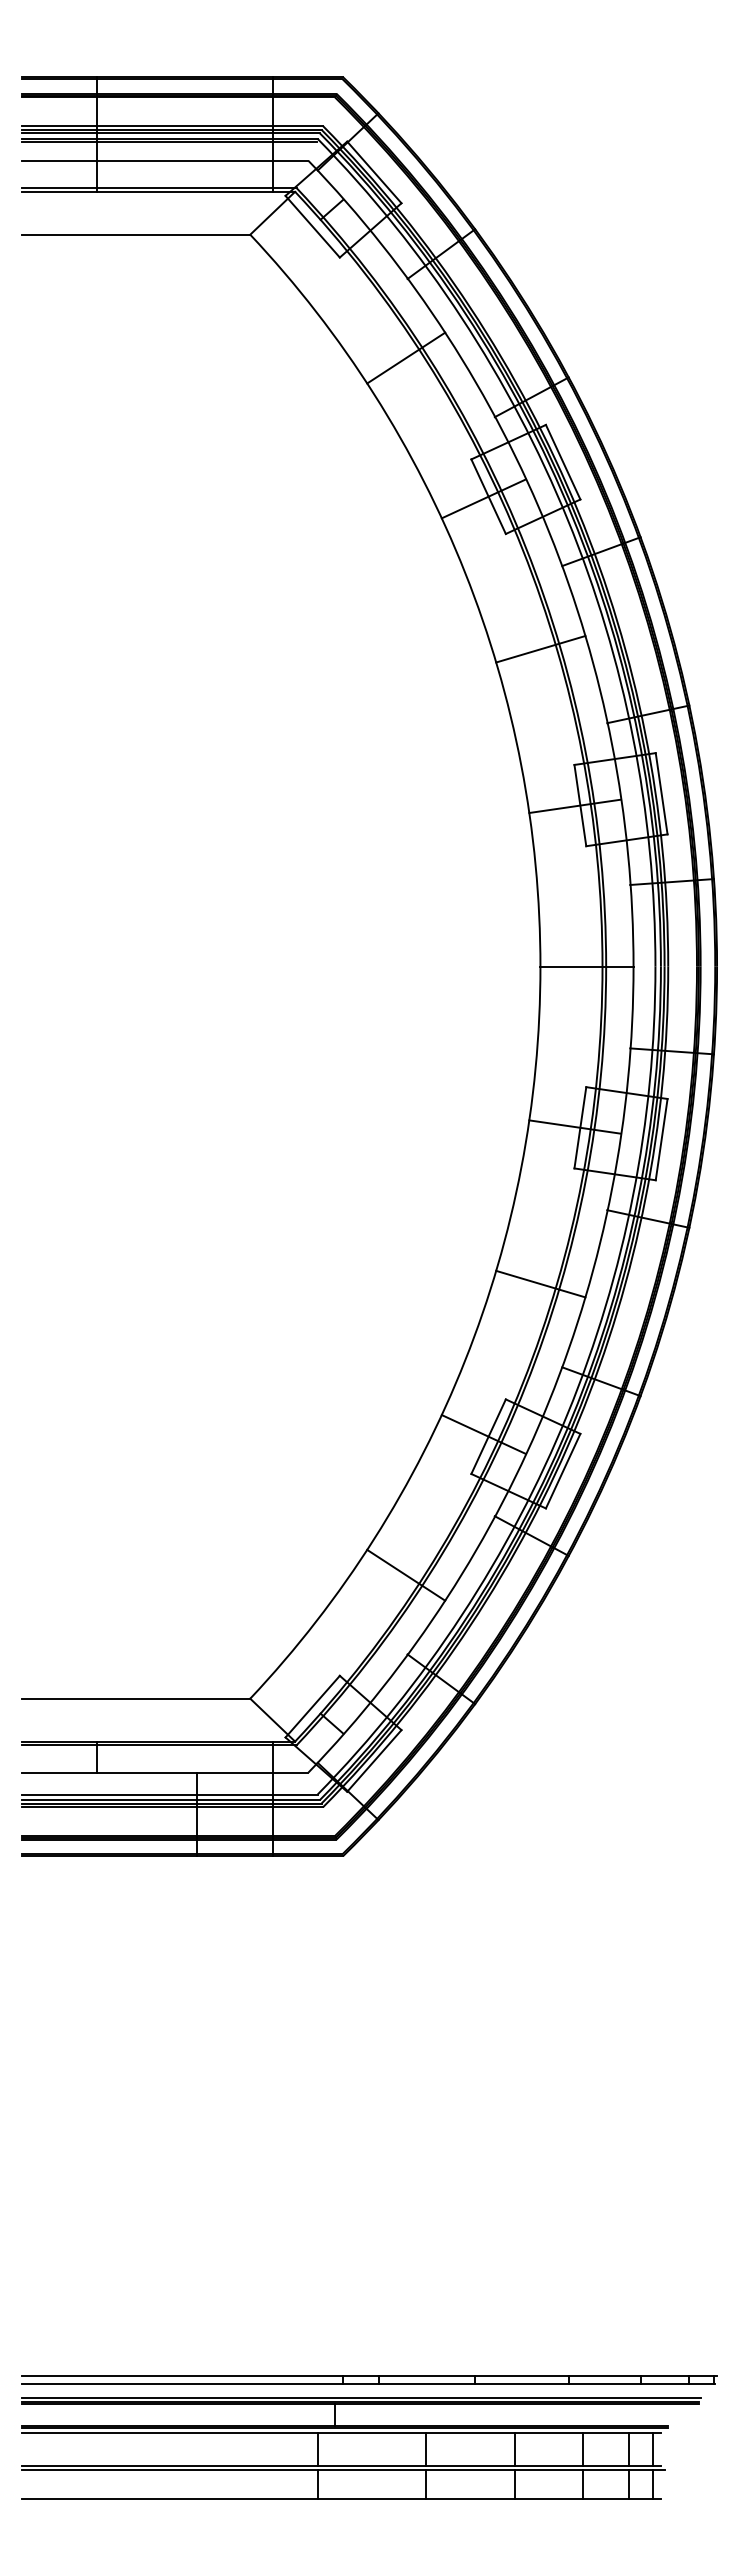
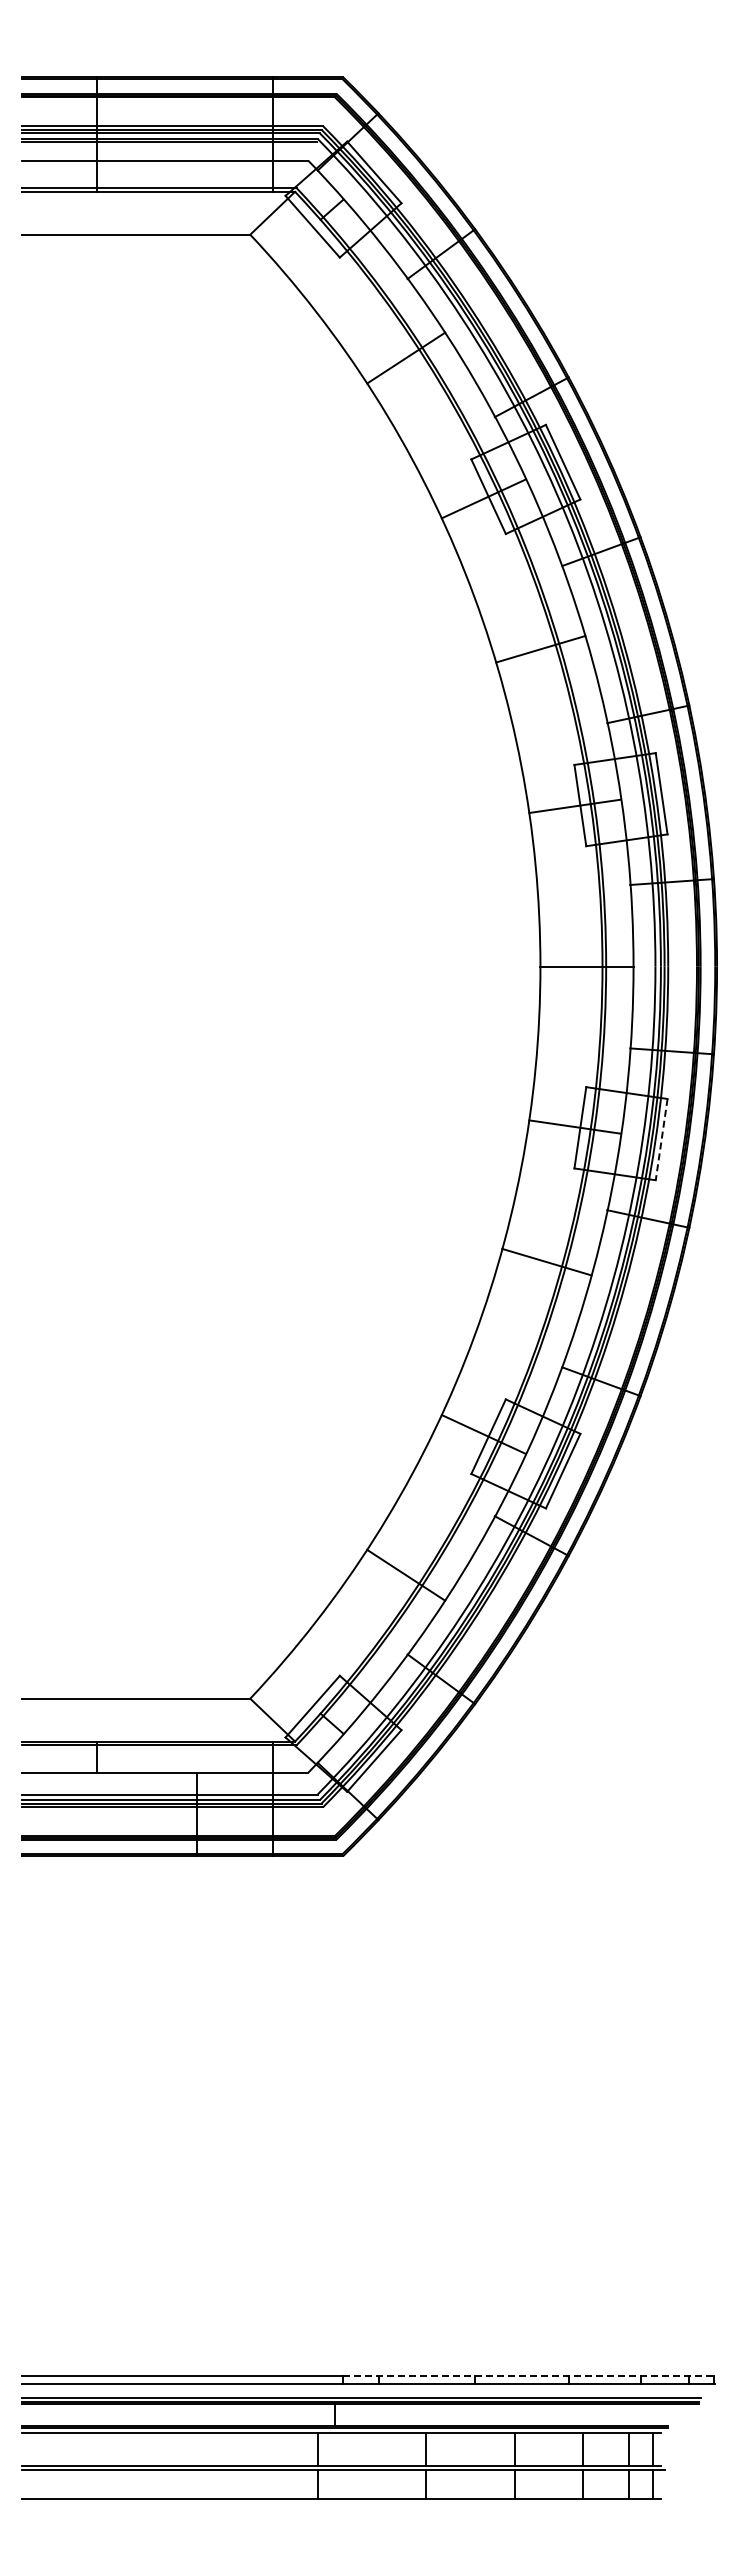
line: solid -> dashed (661, 1140)
line position: (540, 1283) -> (546, 1261) (546, 1261)
line: solid -> dashed (530, 2376)
